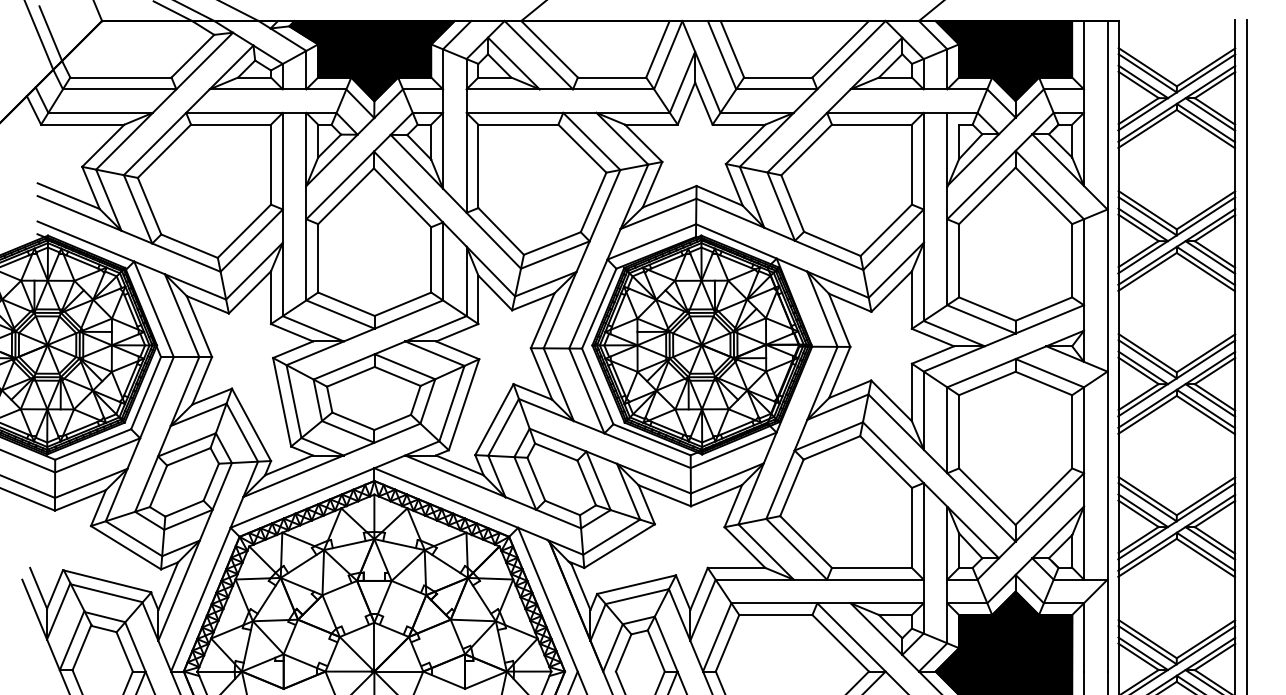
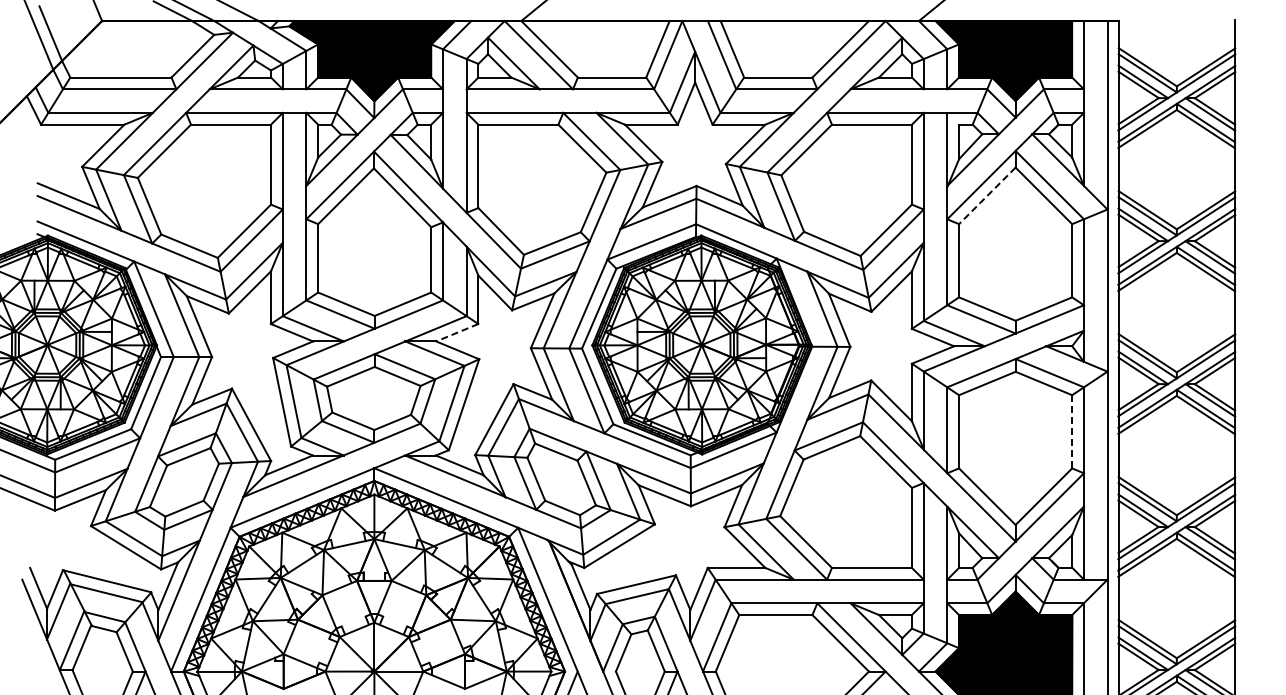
line: solid -> dashed (987, 195)
line: solid -> dashed (457, 332)
line: present -> none (1247, 355)
line: solid -> dashed (1072, 431)
